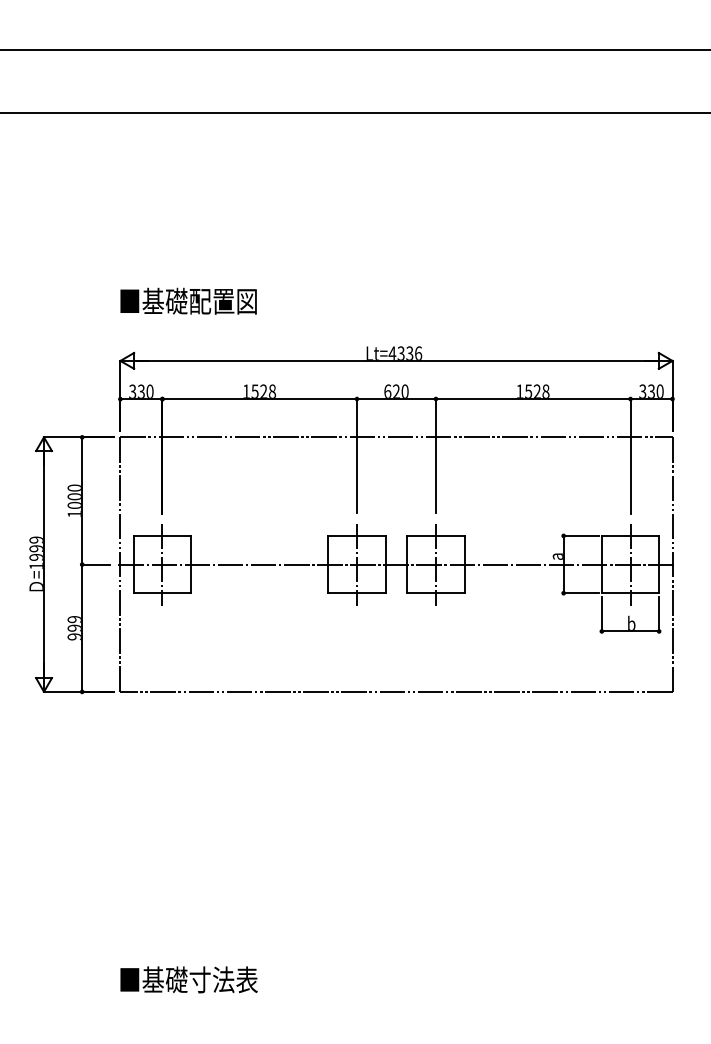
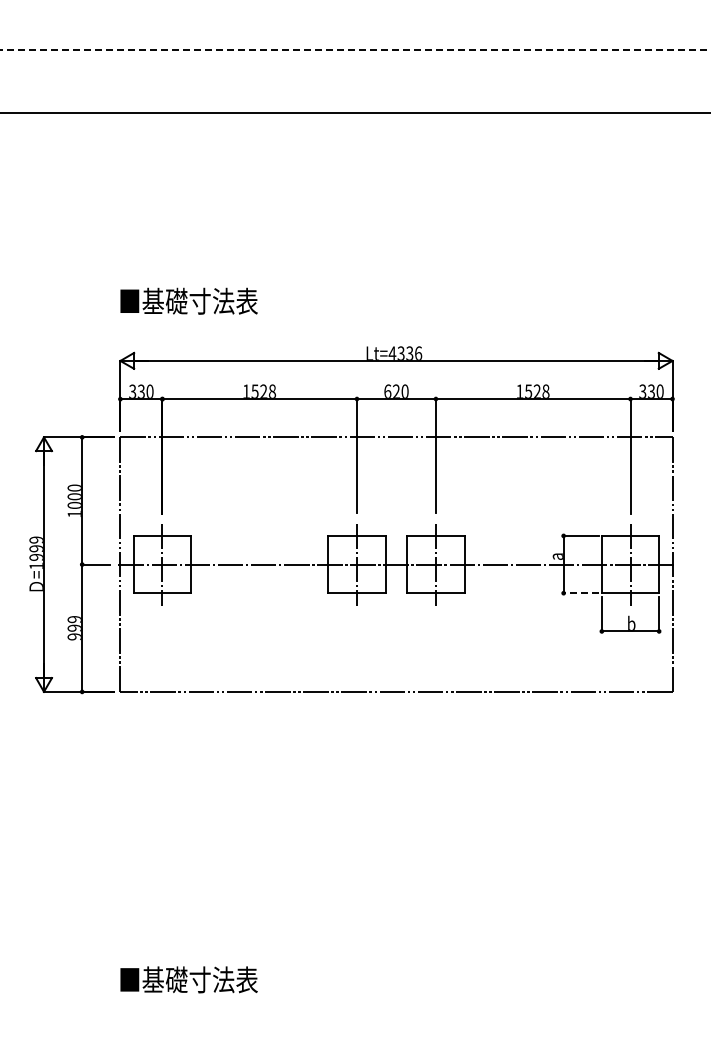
line: solid -> dashed (355, 50)
text: ■基礎配置図 -> ■基礎寸法表 (223, 300)
line: solid -> dashed (581, 593)
